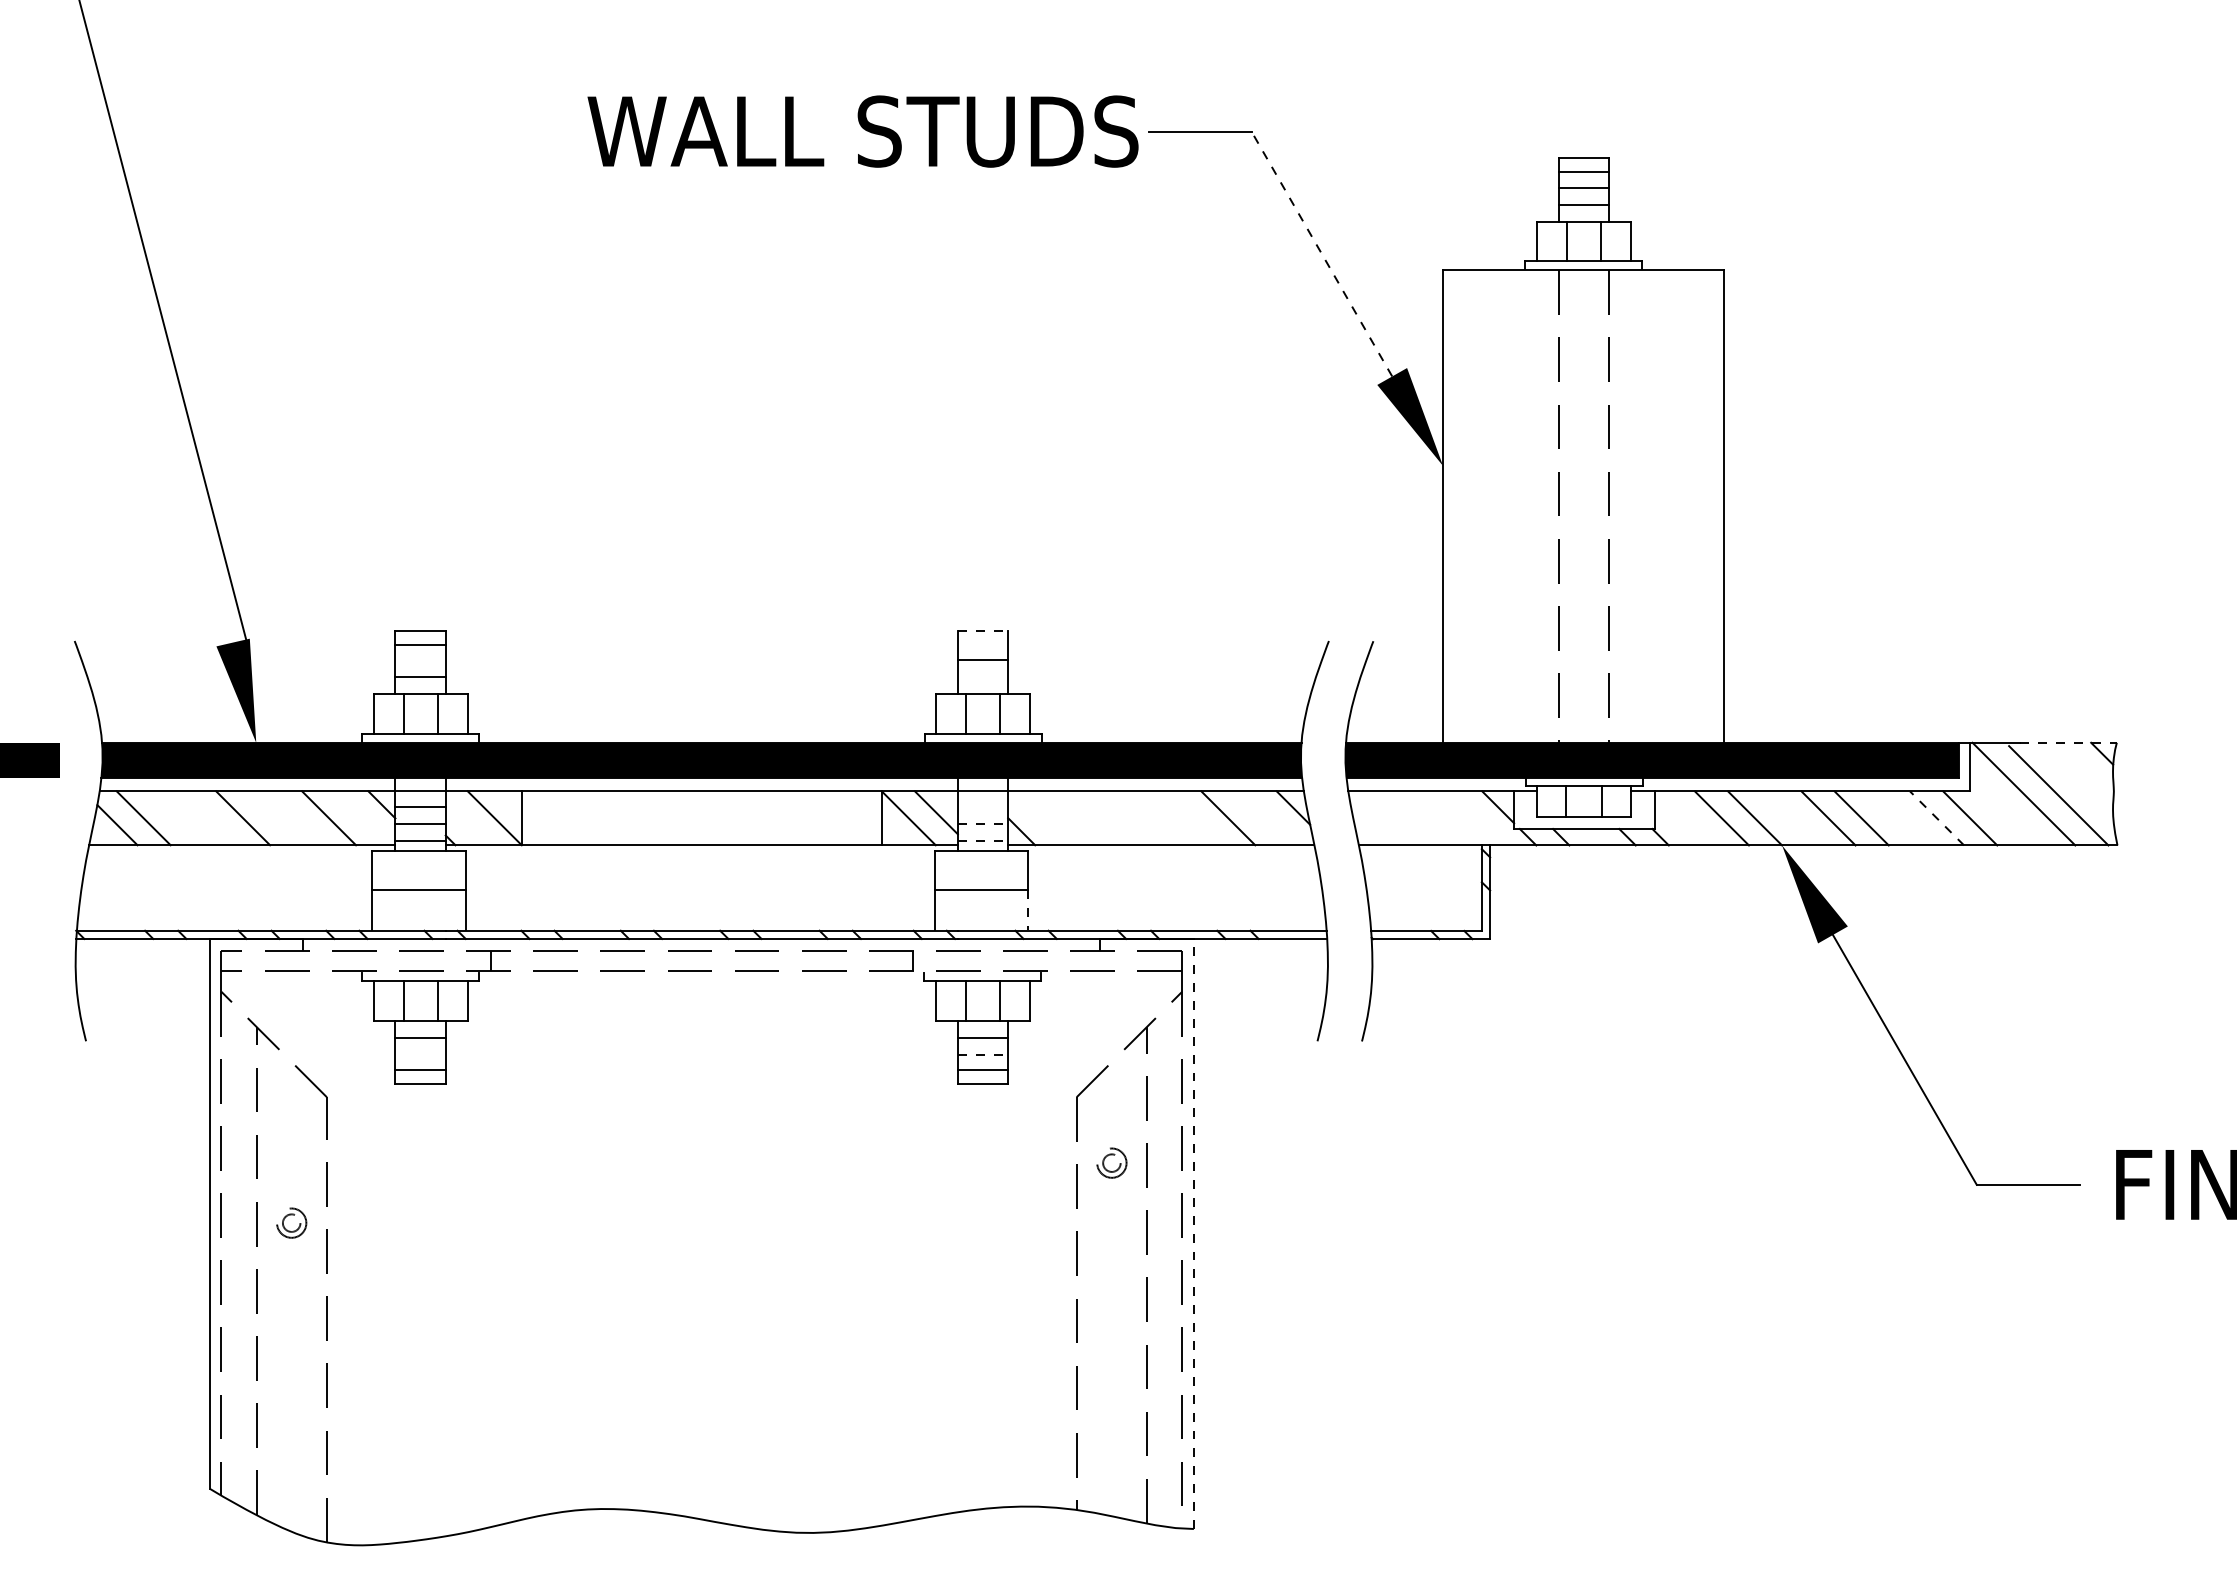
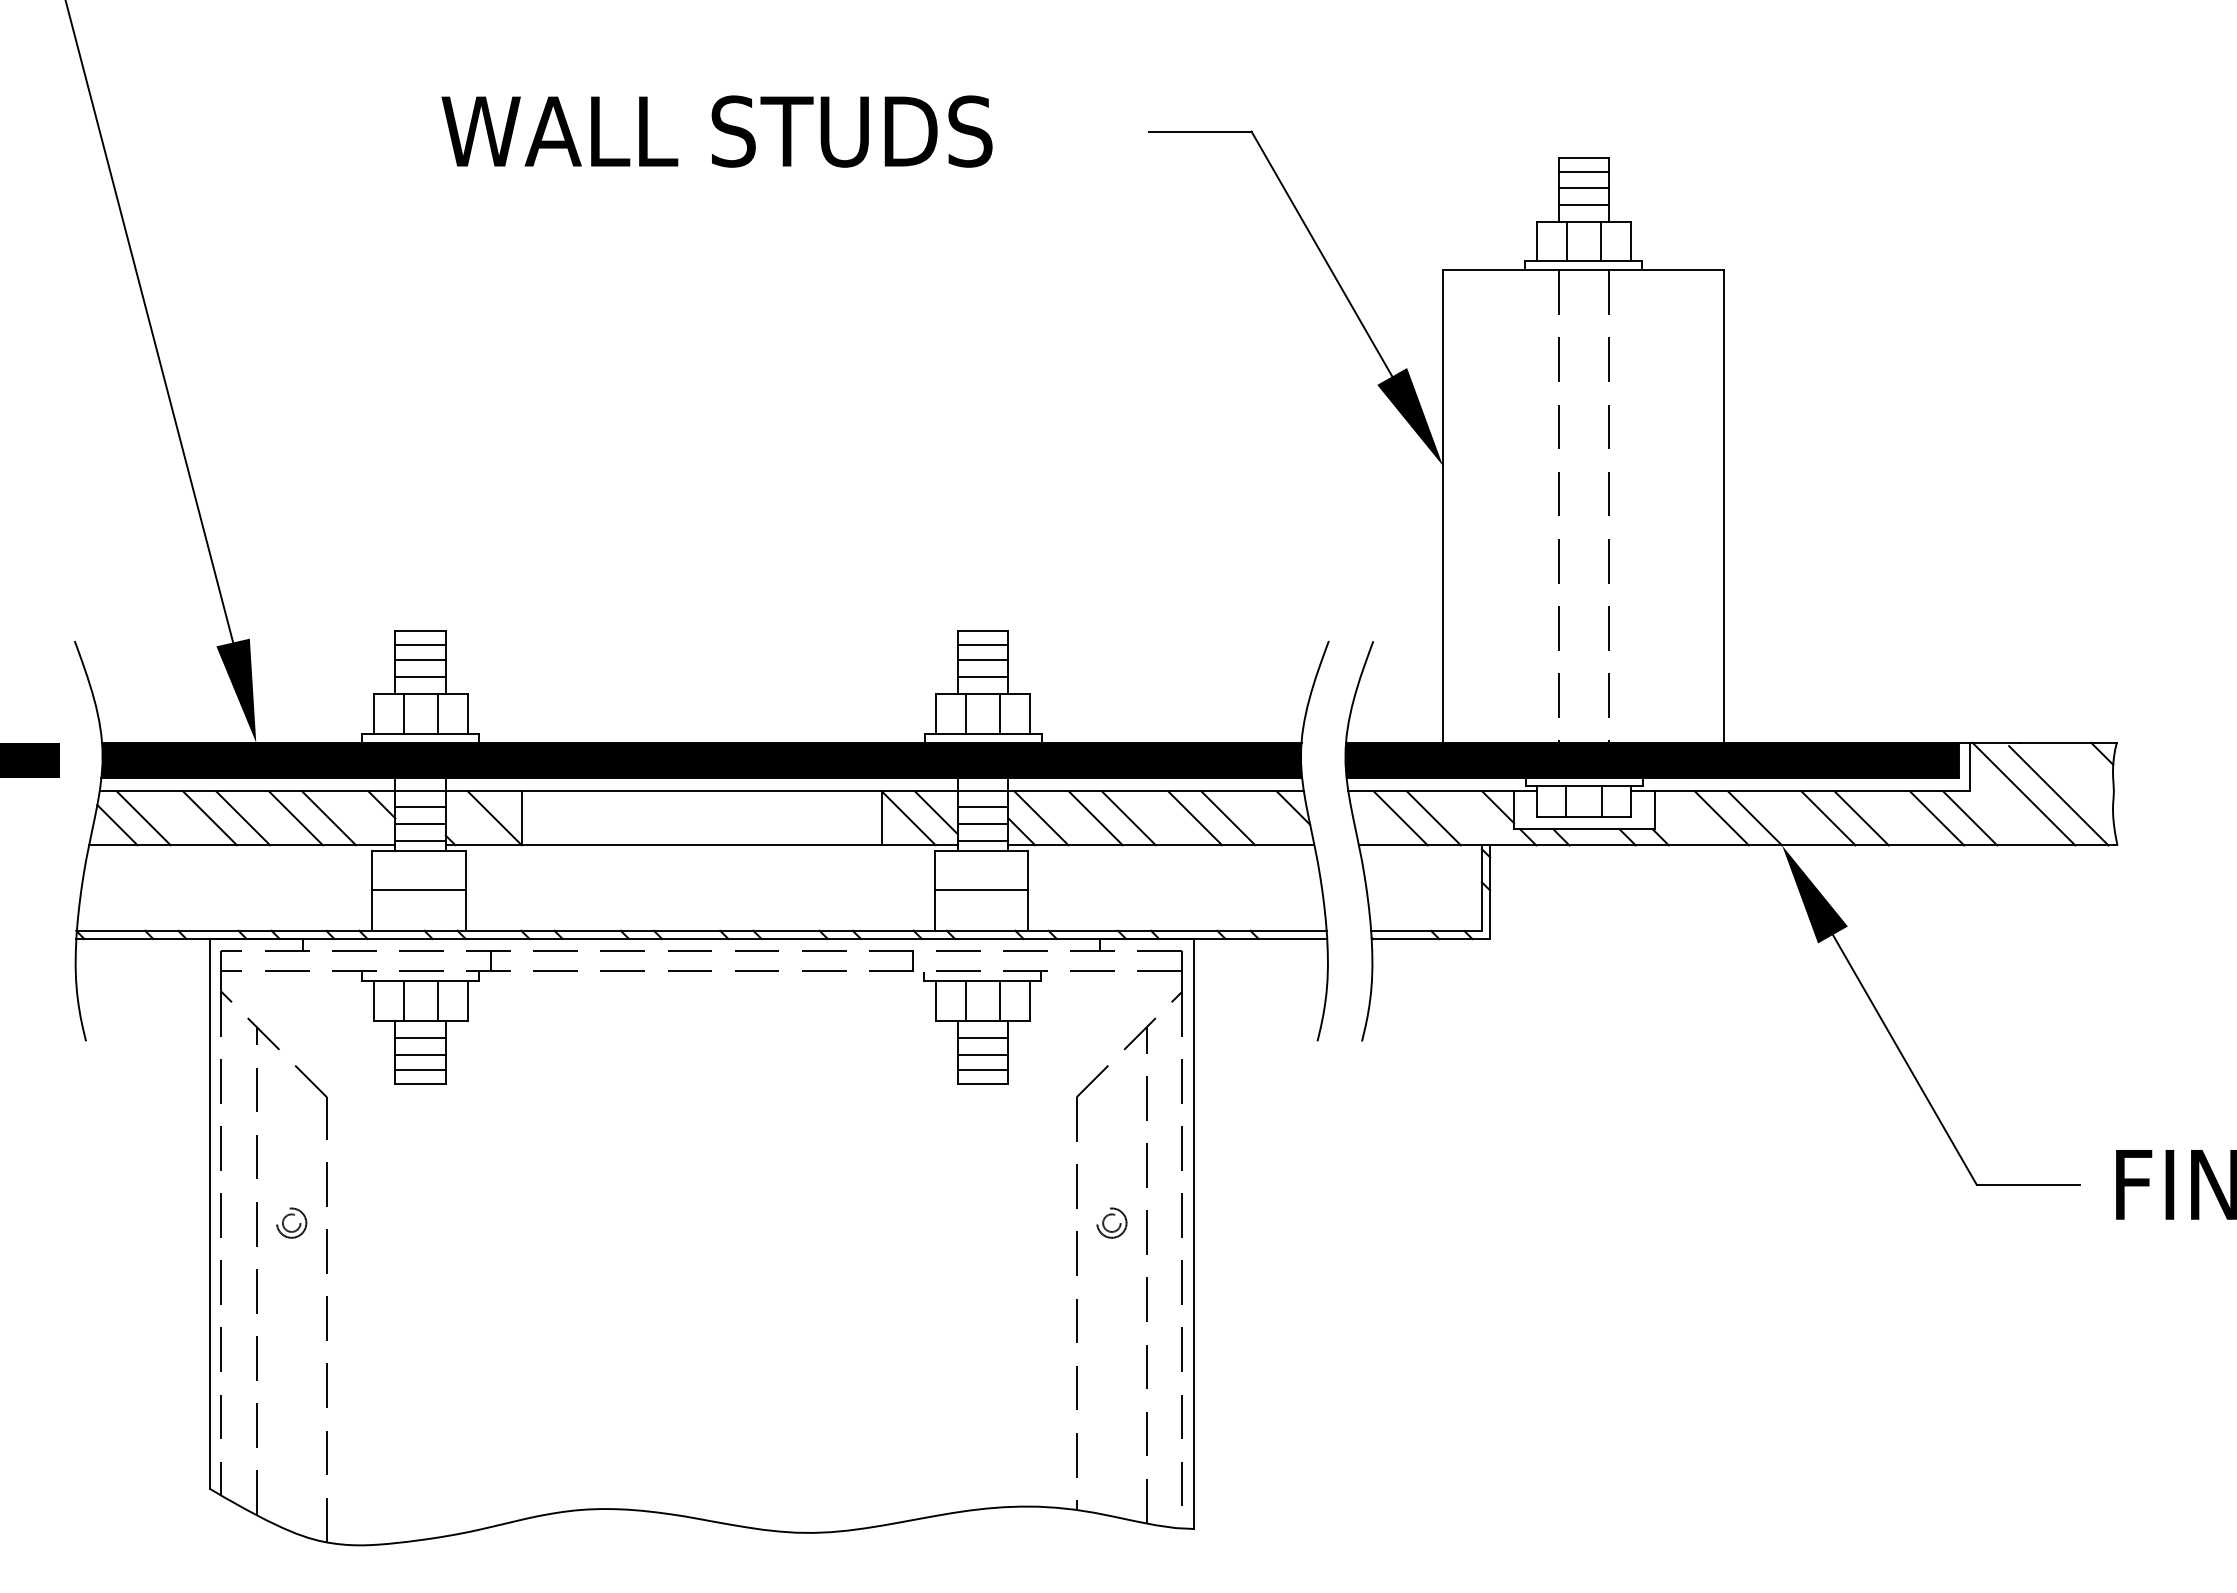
text position: (862, 131) -> (716, 131) (716, 131)
line: dashed -> solid (1321, 253)
line position: (162, 320) -> (149, 322) (149, 322)
line: dashed -> solid (983, 630)
line: none -> present (982, 644)
line: none -> present (420, 660)
line: none -> present (982, 677)
line: dashed -> solid (2069, 742)
line: none -> present (982, 806)
line: none -> present (210, 818)
line: none -> present (295, 818)
line: none -> present (1041, 818)
line: none -> present (1095, 818)
line: none -> present (1128, 818)
line: none -> present (1195, 818)
line: none -> present (1400, 818)
line: none -> present (1433, 818)
line: dashed -> solid (1936, 818)
line: dashed -> solid (983, 823)
line: dashed -> solid (983, 840)
line: dashed -> solid (1028, 910)
line: none -> present (420, 1054)
line: dashed -> solid (983, 1054)
part position: (1108, 1156) -> (1108, 1216) (1108, 1216)
line: dashed -> solid (1193, 1233)
